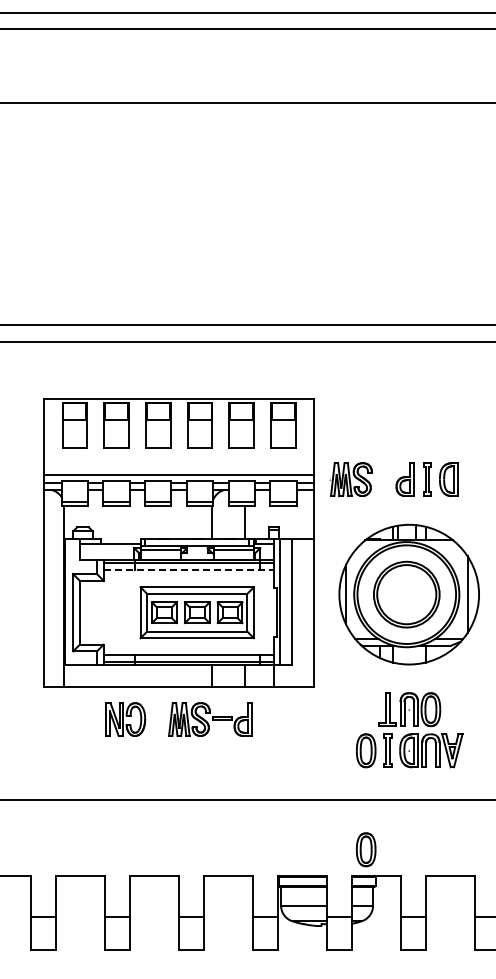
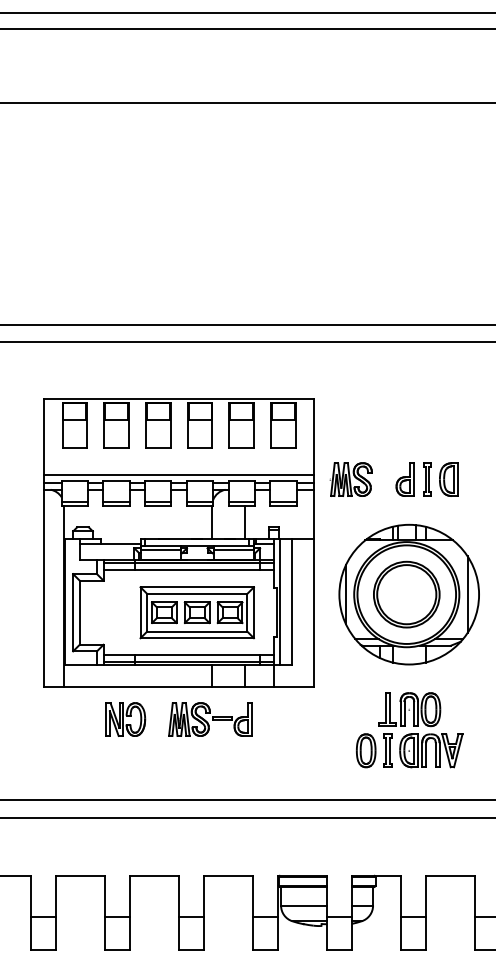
line: dashed -> solid (189, 570)
line: none -> present (247, 818)
part: present -> none (366, 849)
